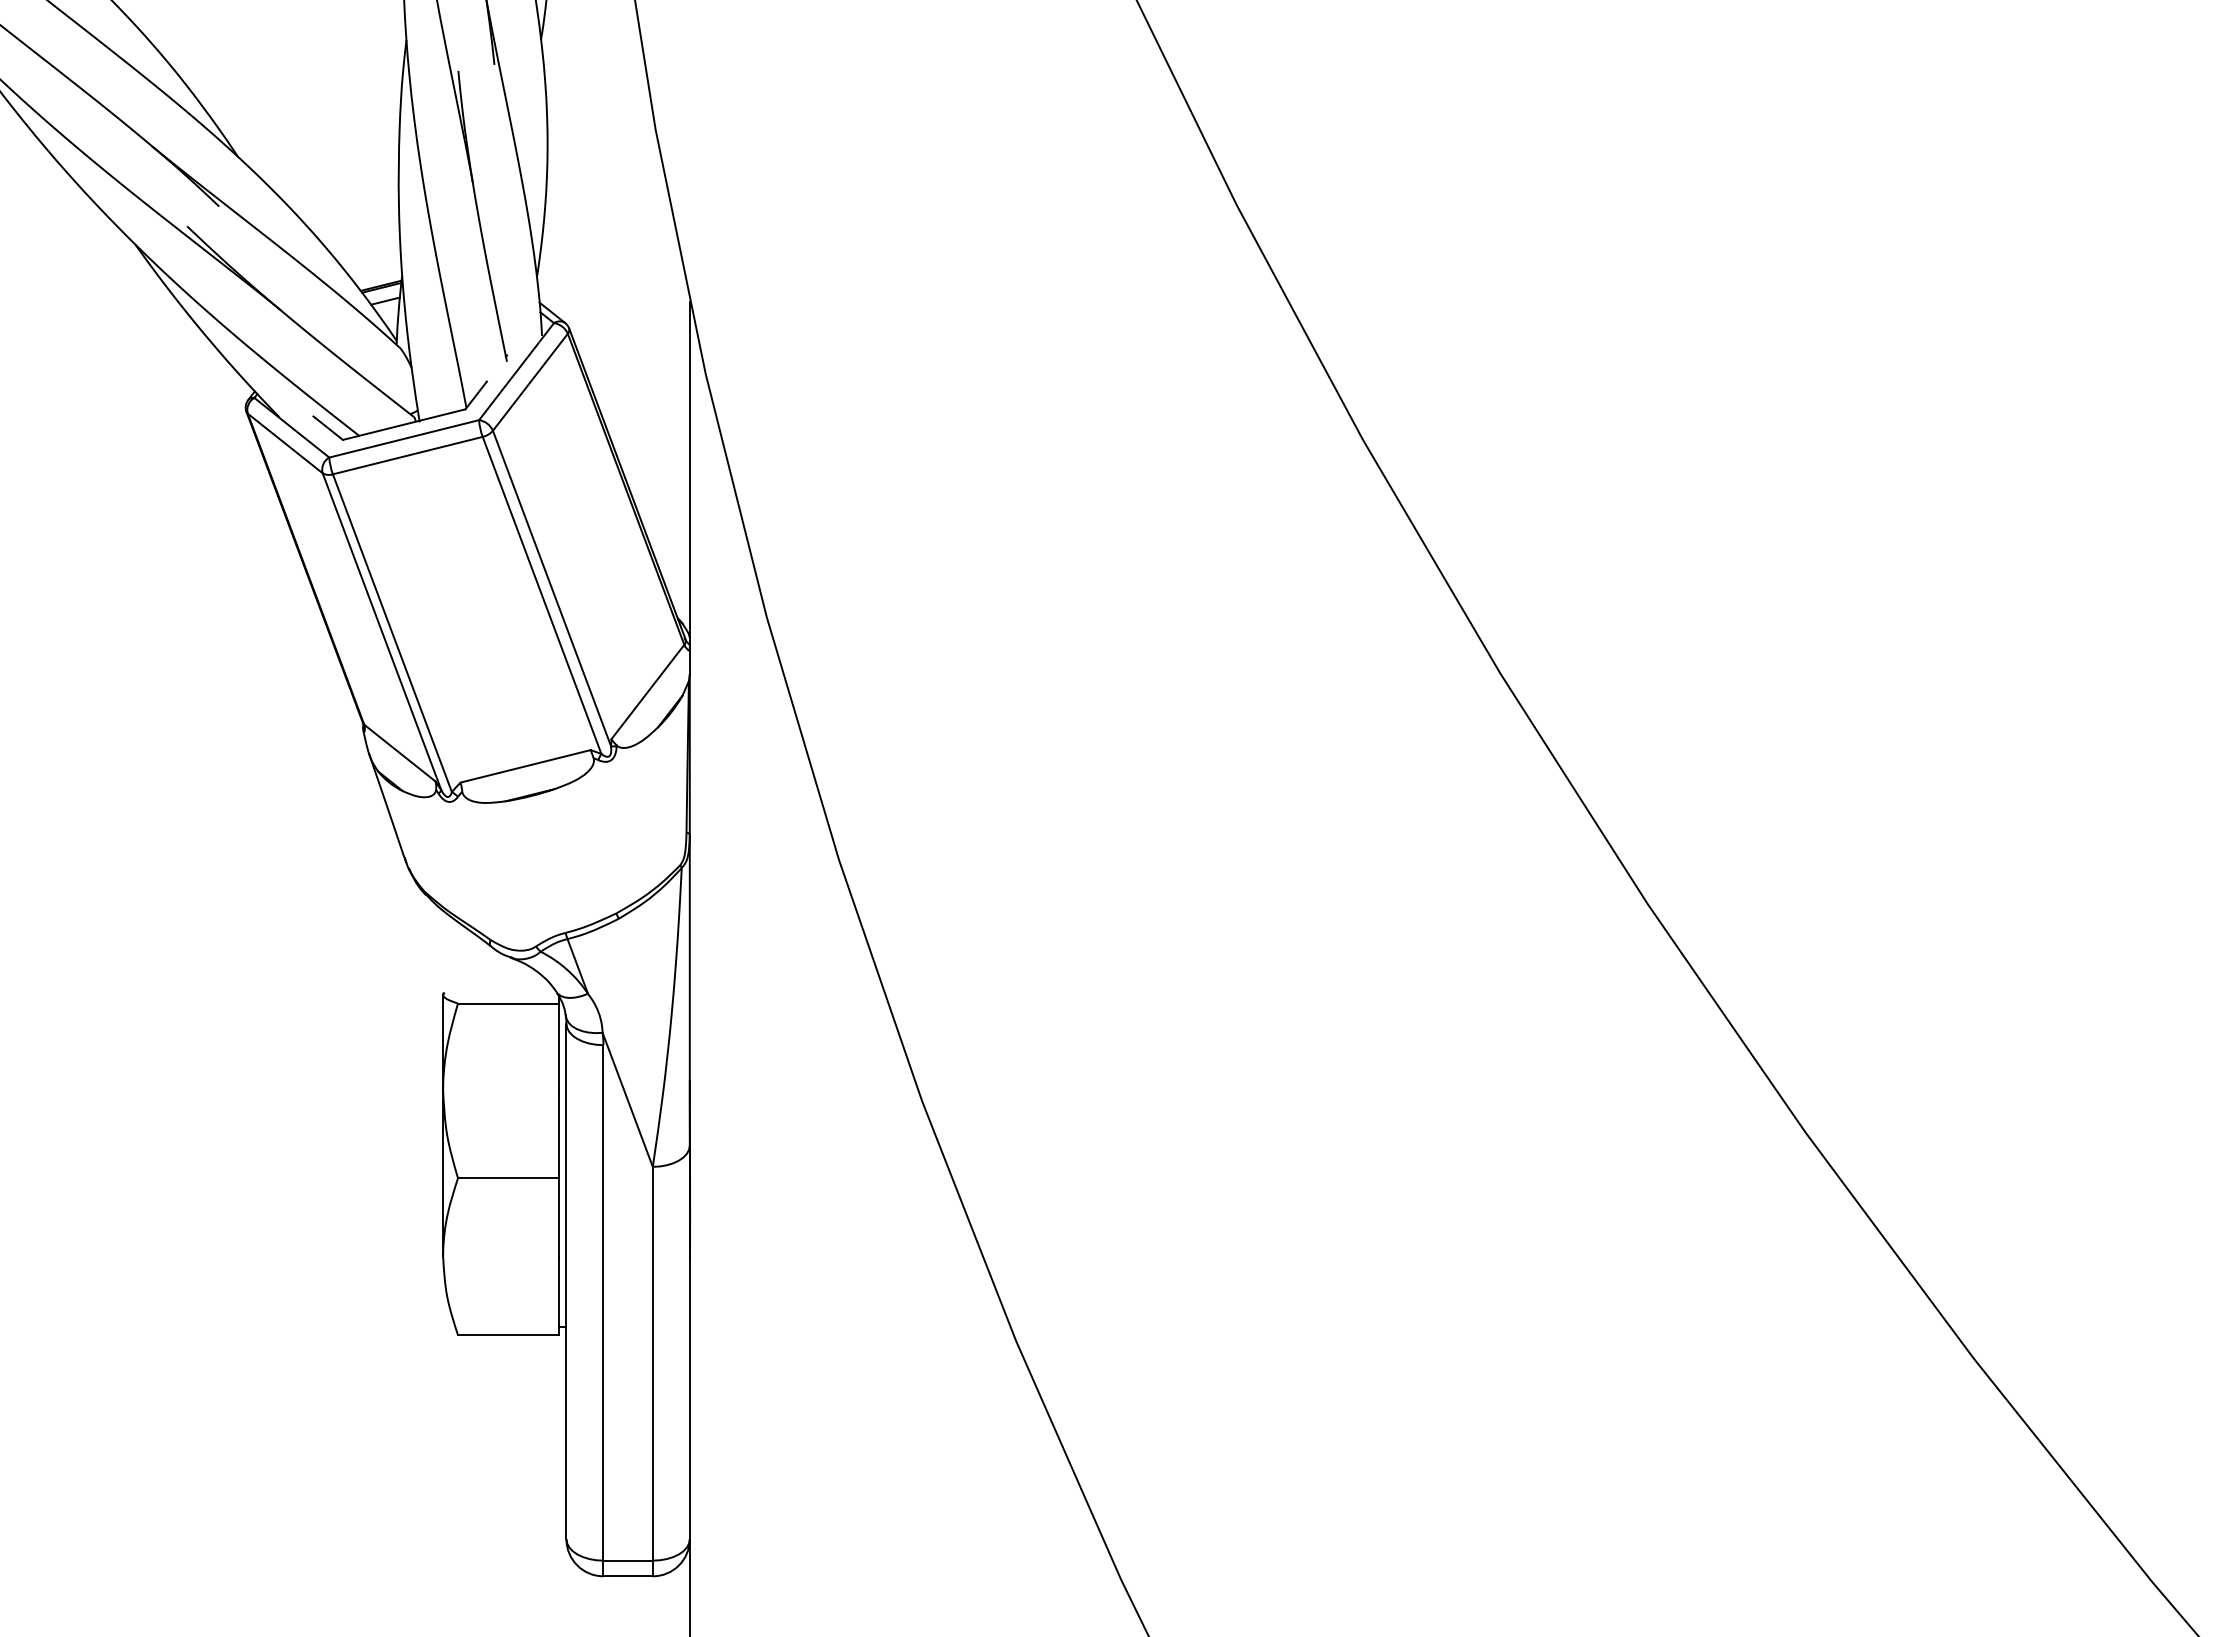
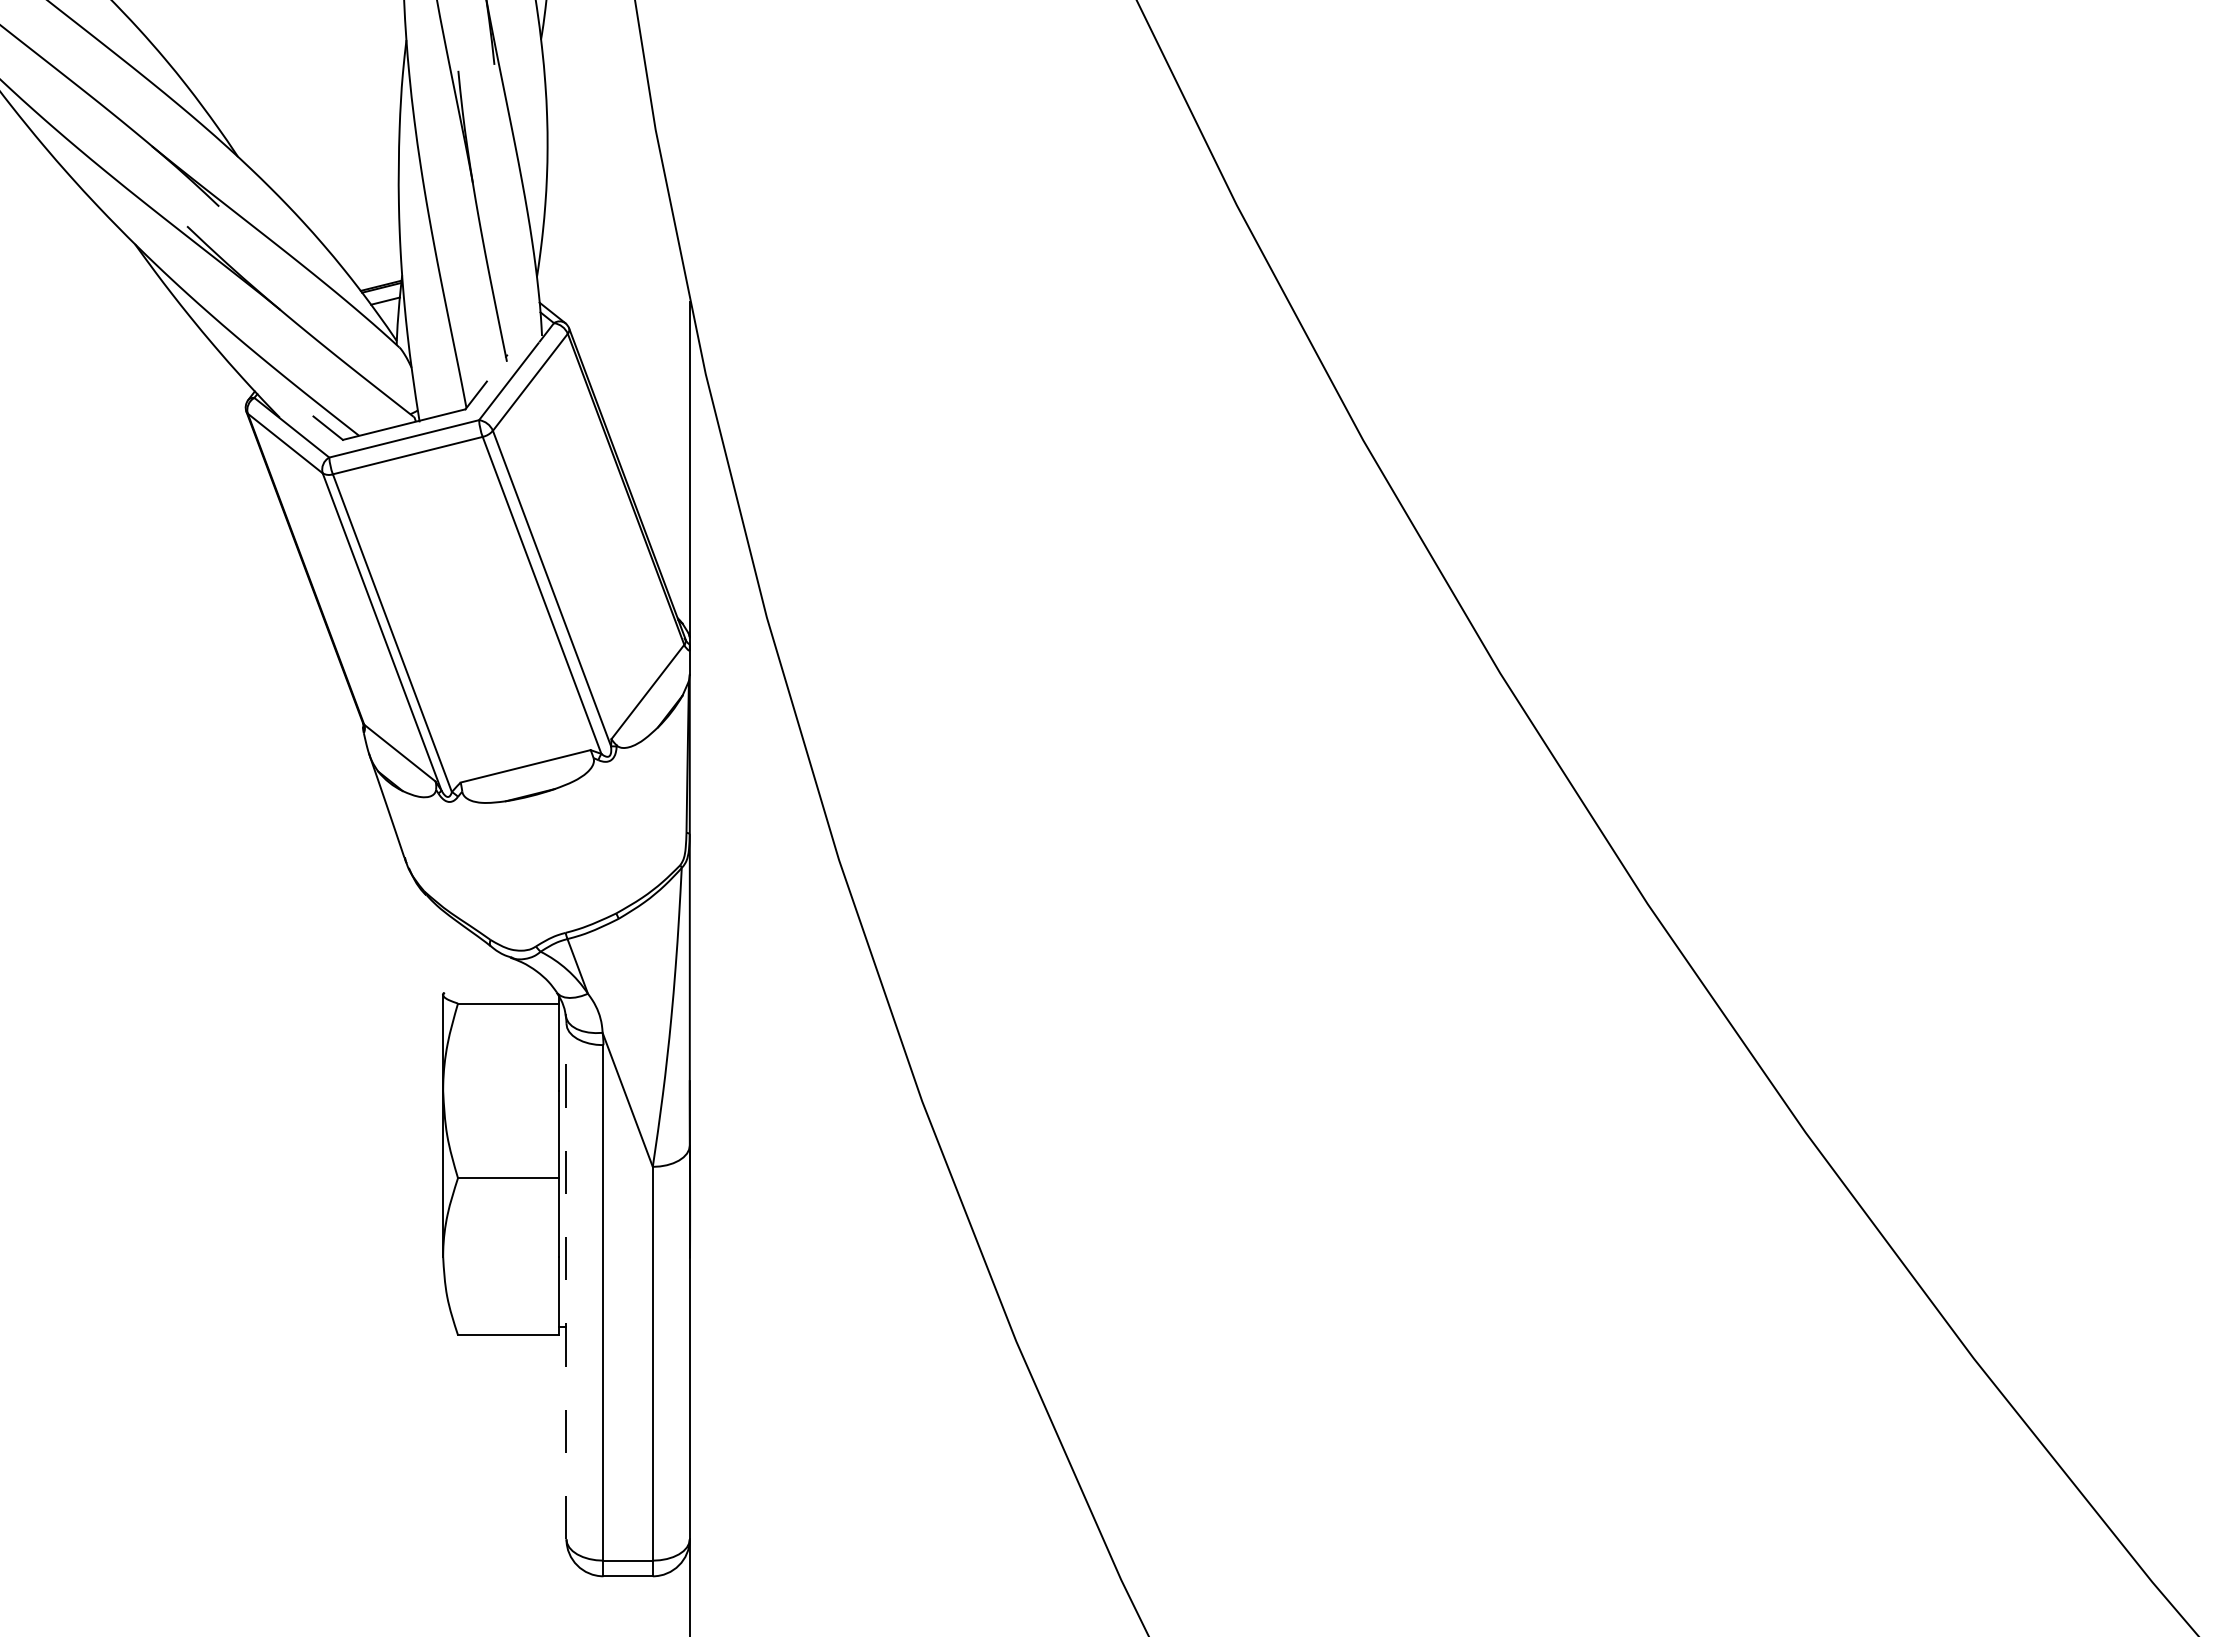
line: solid -> dashed (566, 1281)
